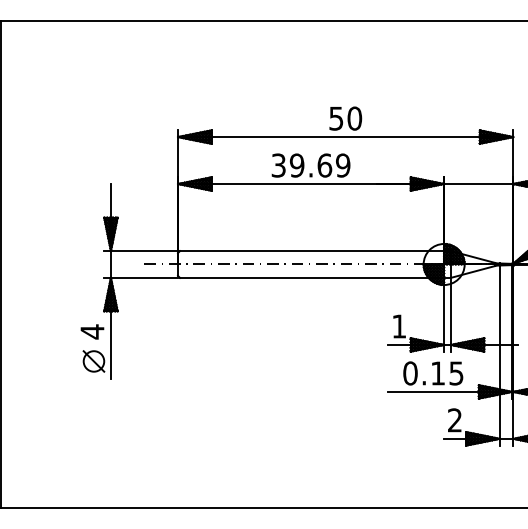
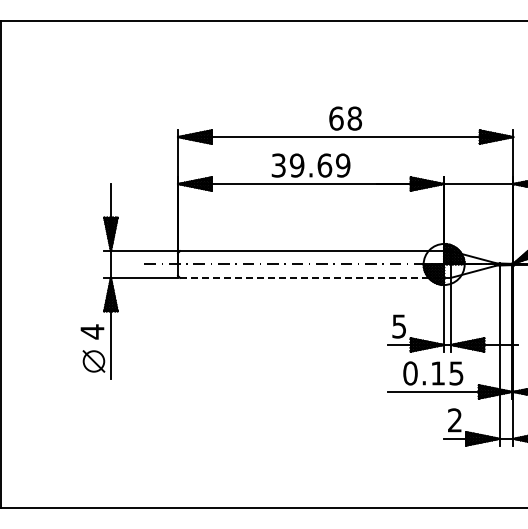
text: 50 -> 68 (345, 118)
line: solid -> dashed (312, 277)
text: 1 -> 5 (398, 326)
